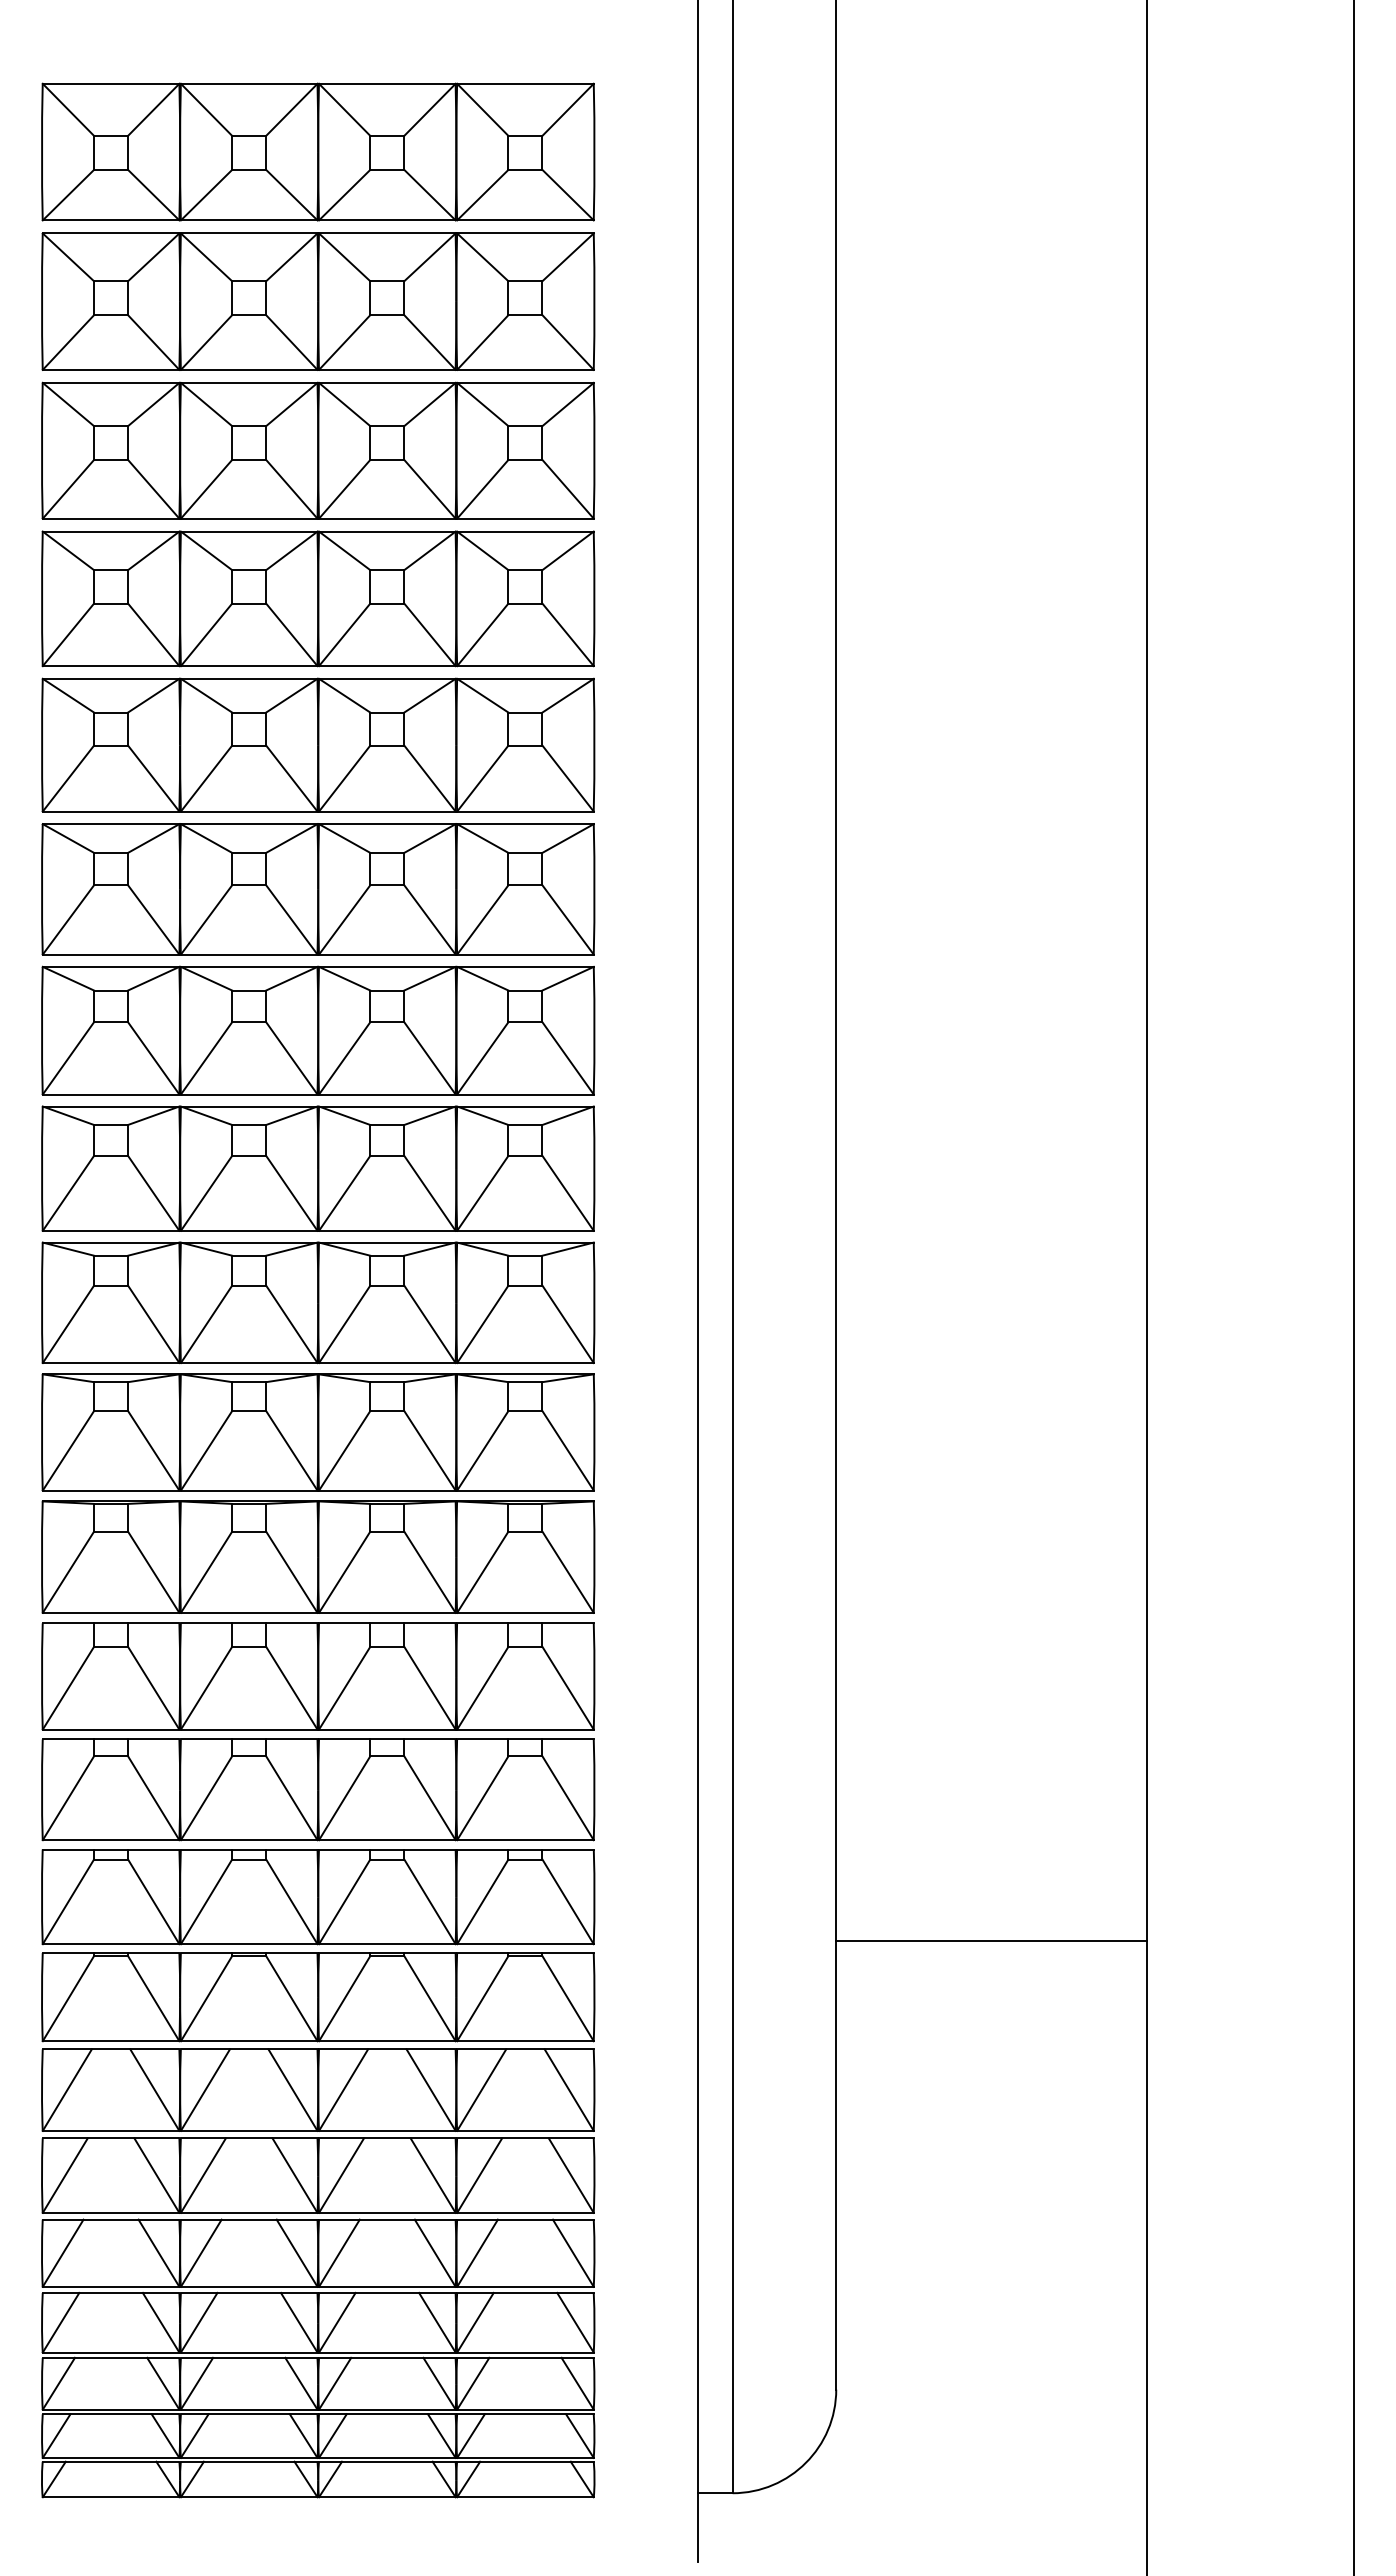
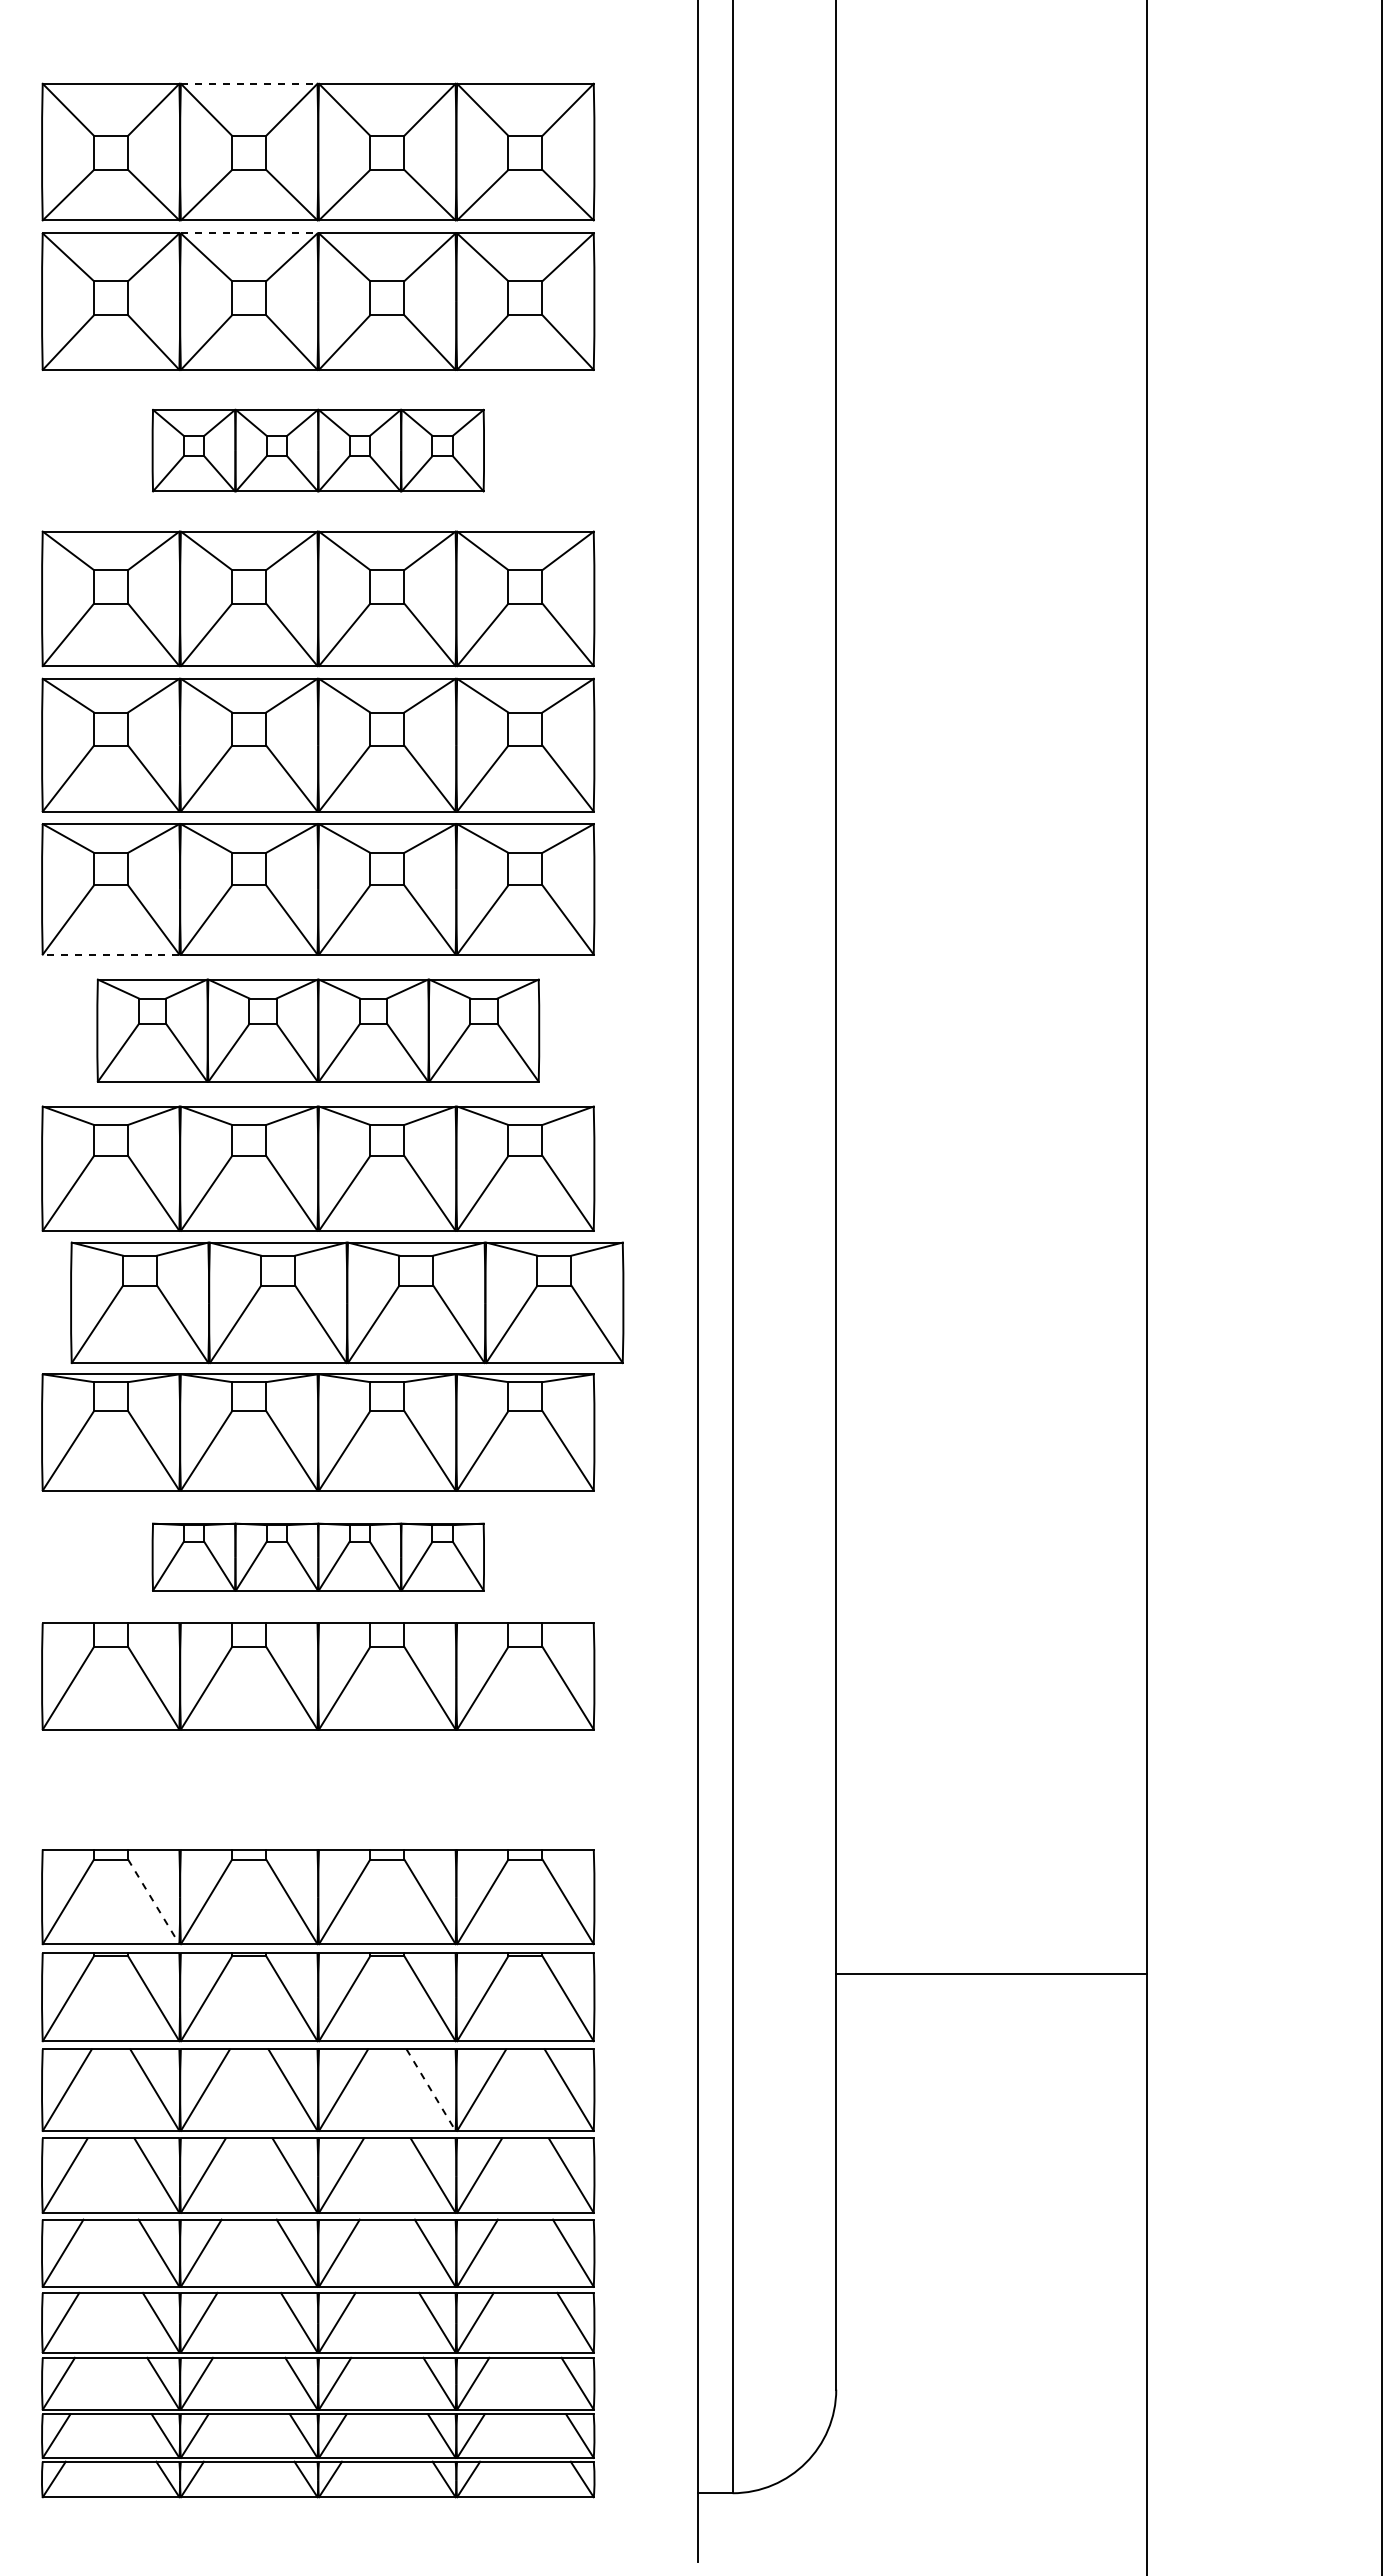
line: solid -> dashed (249, 83)
line: solid -> dashed (249, 233)
part size: 555x139 px -> 334x85 px (317, 450)
line: solid -> dashed (110, 954)
part size: 555x131 px -> 445x105 px (318, 1030)
line position: (1354, 1287) -> (1382, 1287) (1382, 1287)
part position: (318, 1302) -> (347, 1302) (347, 1302)
part size: 555x114 px -> 334x70 px (317, 1556)
part: present -> none (318, 1789)
line: solid -> dashed (153, 1901)
line position: (991, 1940) -> (991, 1973) (991, 1973)
line: solid -> dashed (431, 2090)
